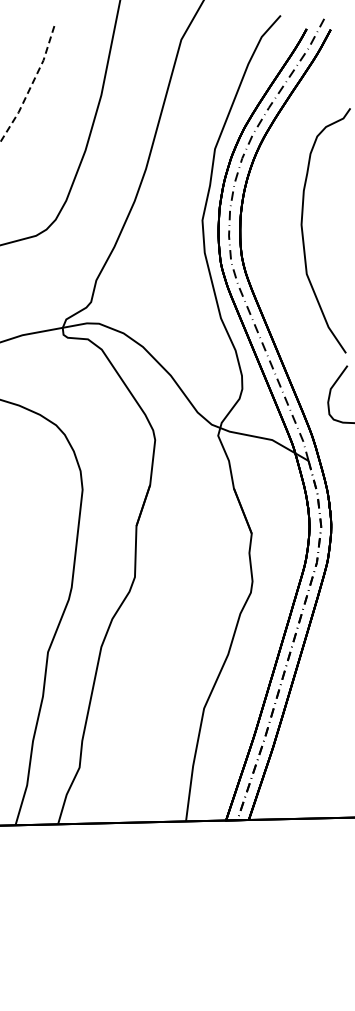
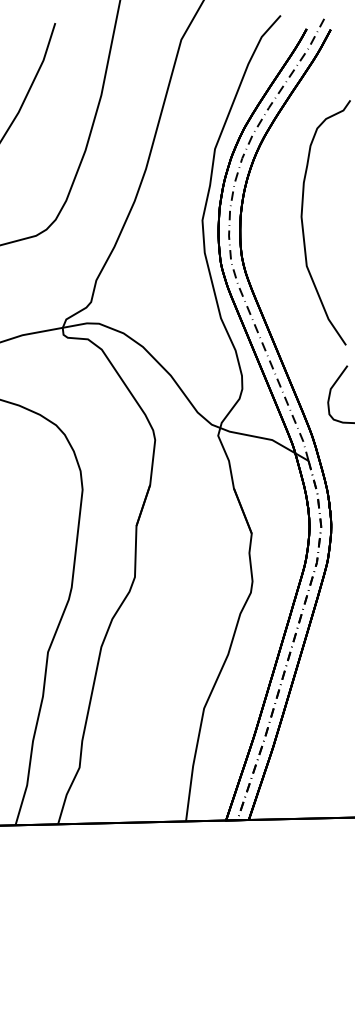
line: dashed -> solid (31, 84)
curve position: (303, 231) -> (303, 223) (303, 223)
